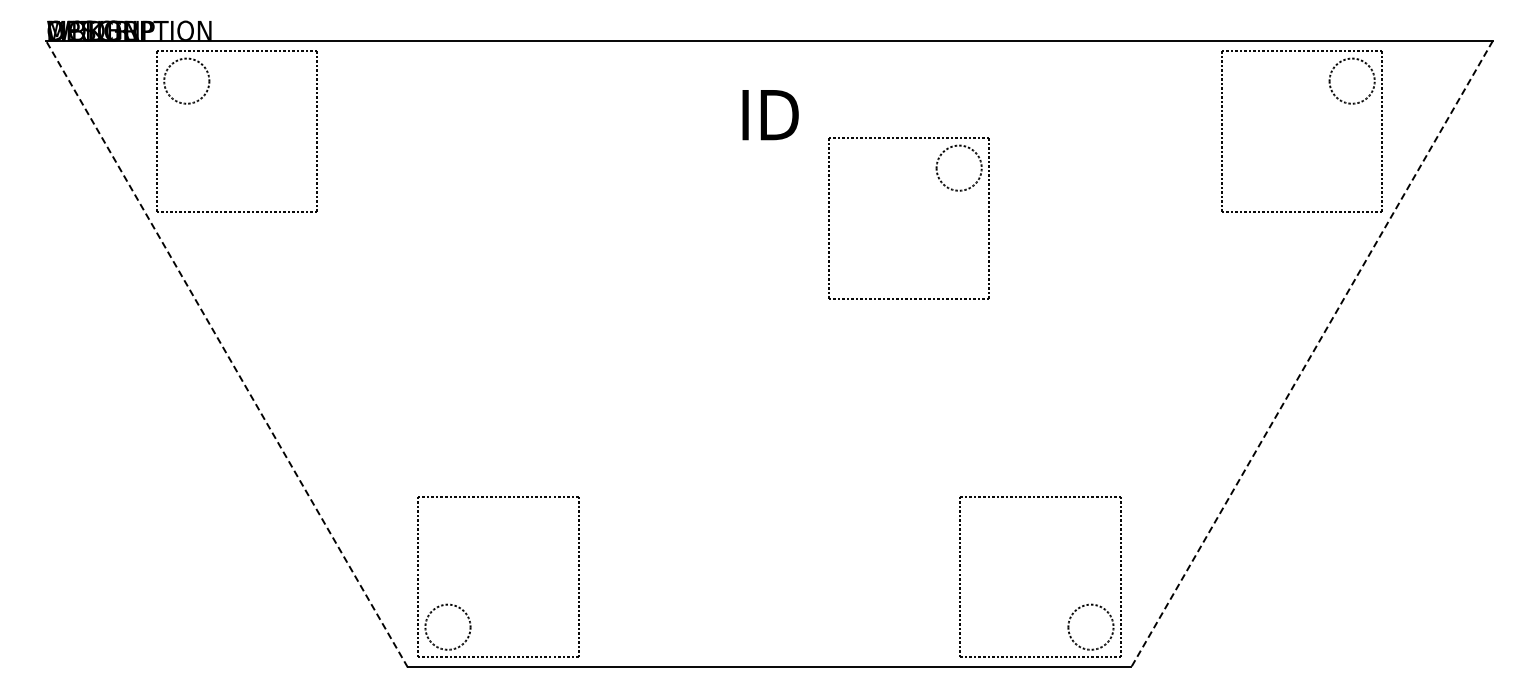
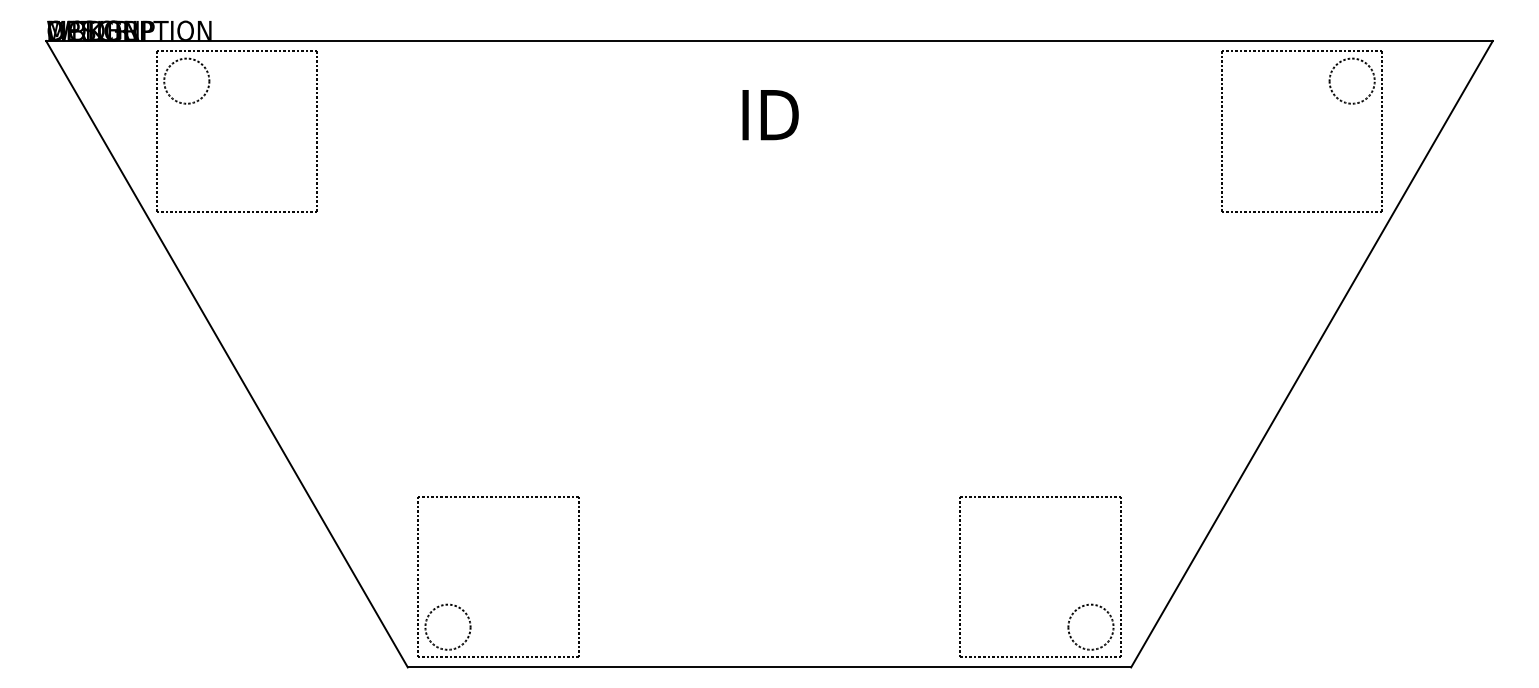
part: present -> none (941, 183)
line: dashed -> solid (227, 354)
line: dashed -> solid (1311, 354)
